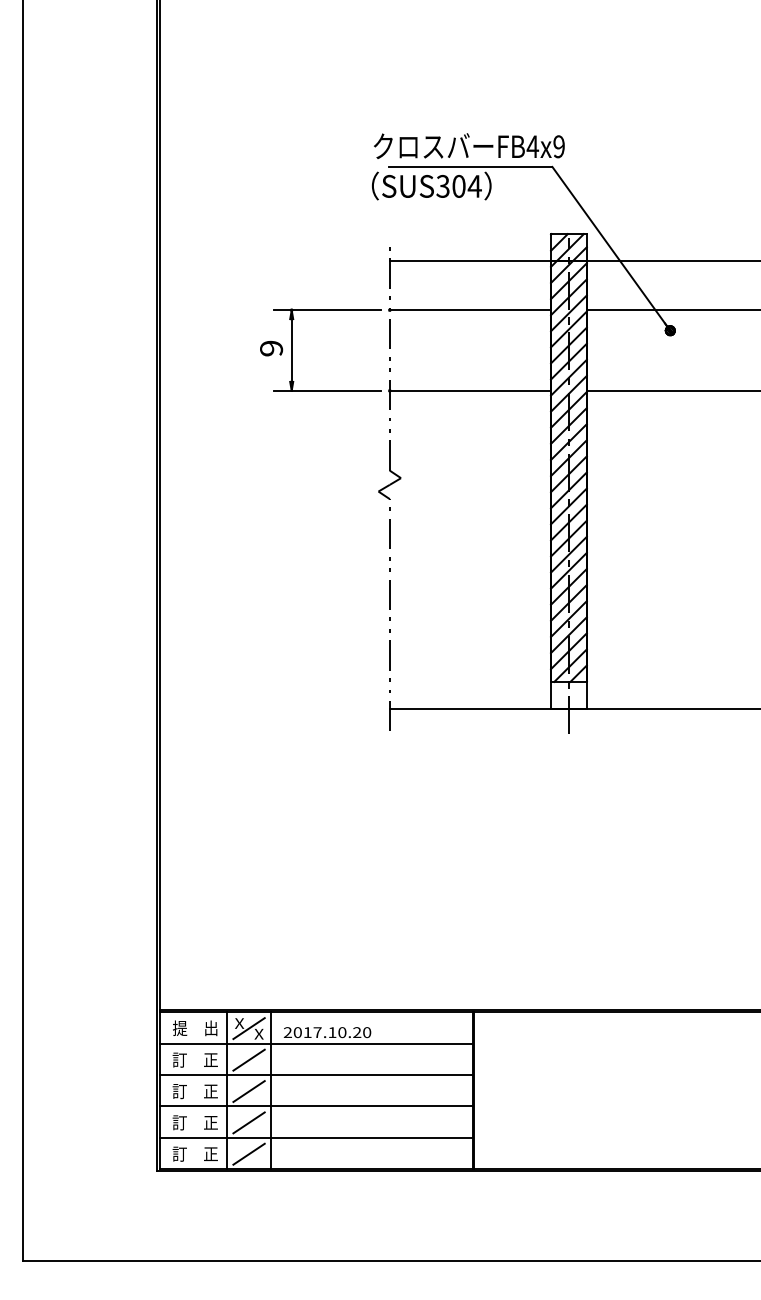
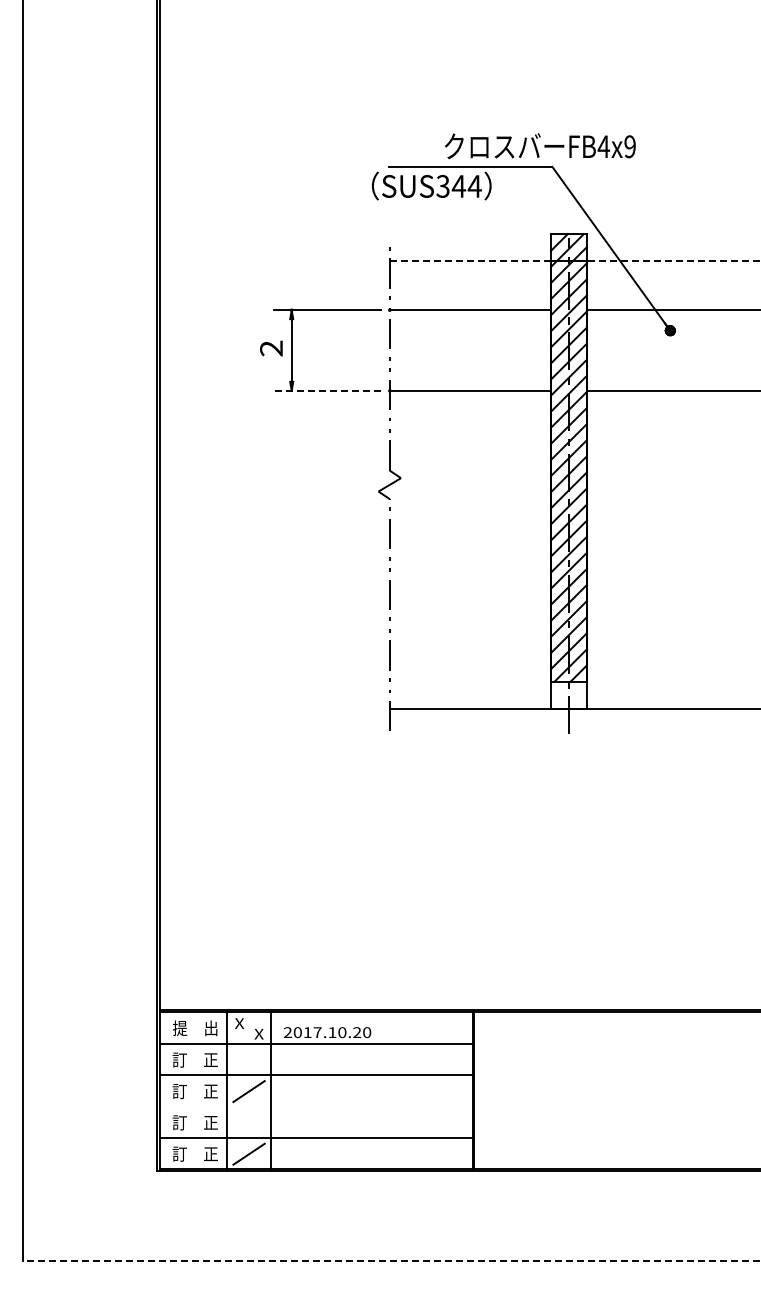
text position: (469, 145) -> (540, 145) (540, 145)
text: SUS304 -> SUS344 (458, 185)
line: solid -> dashed (575, 260)
text: 9 -> 2 (271, 348)
line: solid -> dashed (327, 390)
line: present -> none (248, 1028)
line: present -> none (248, 1059)
line: present -> none (316, 1106)
line: present -> none (248, 1122)
line: solid -> dashed (391, 1261)
